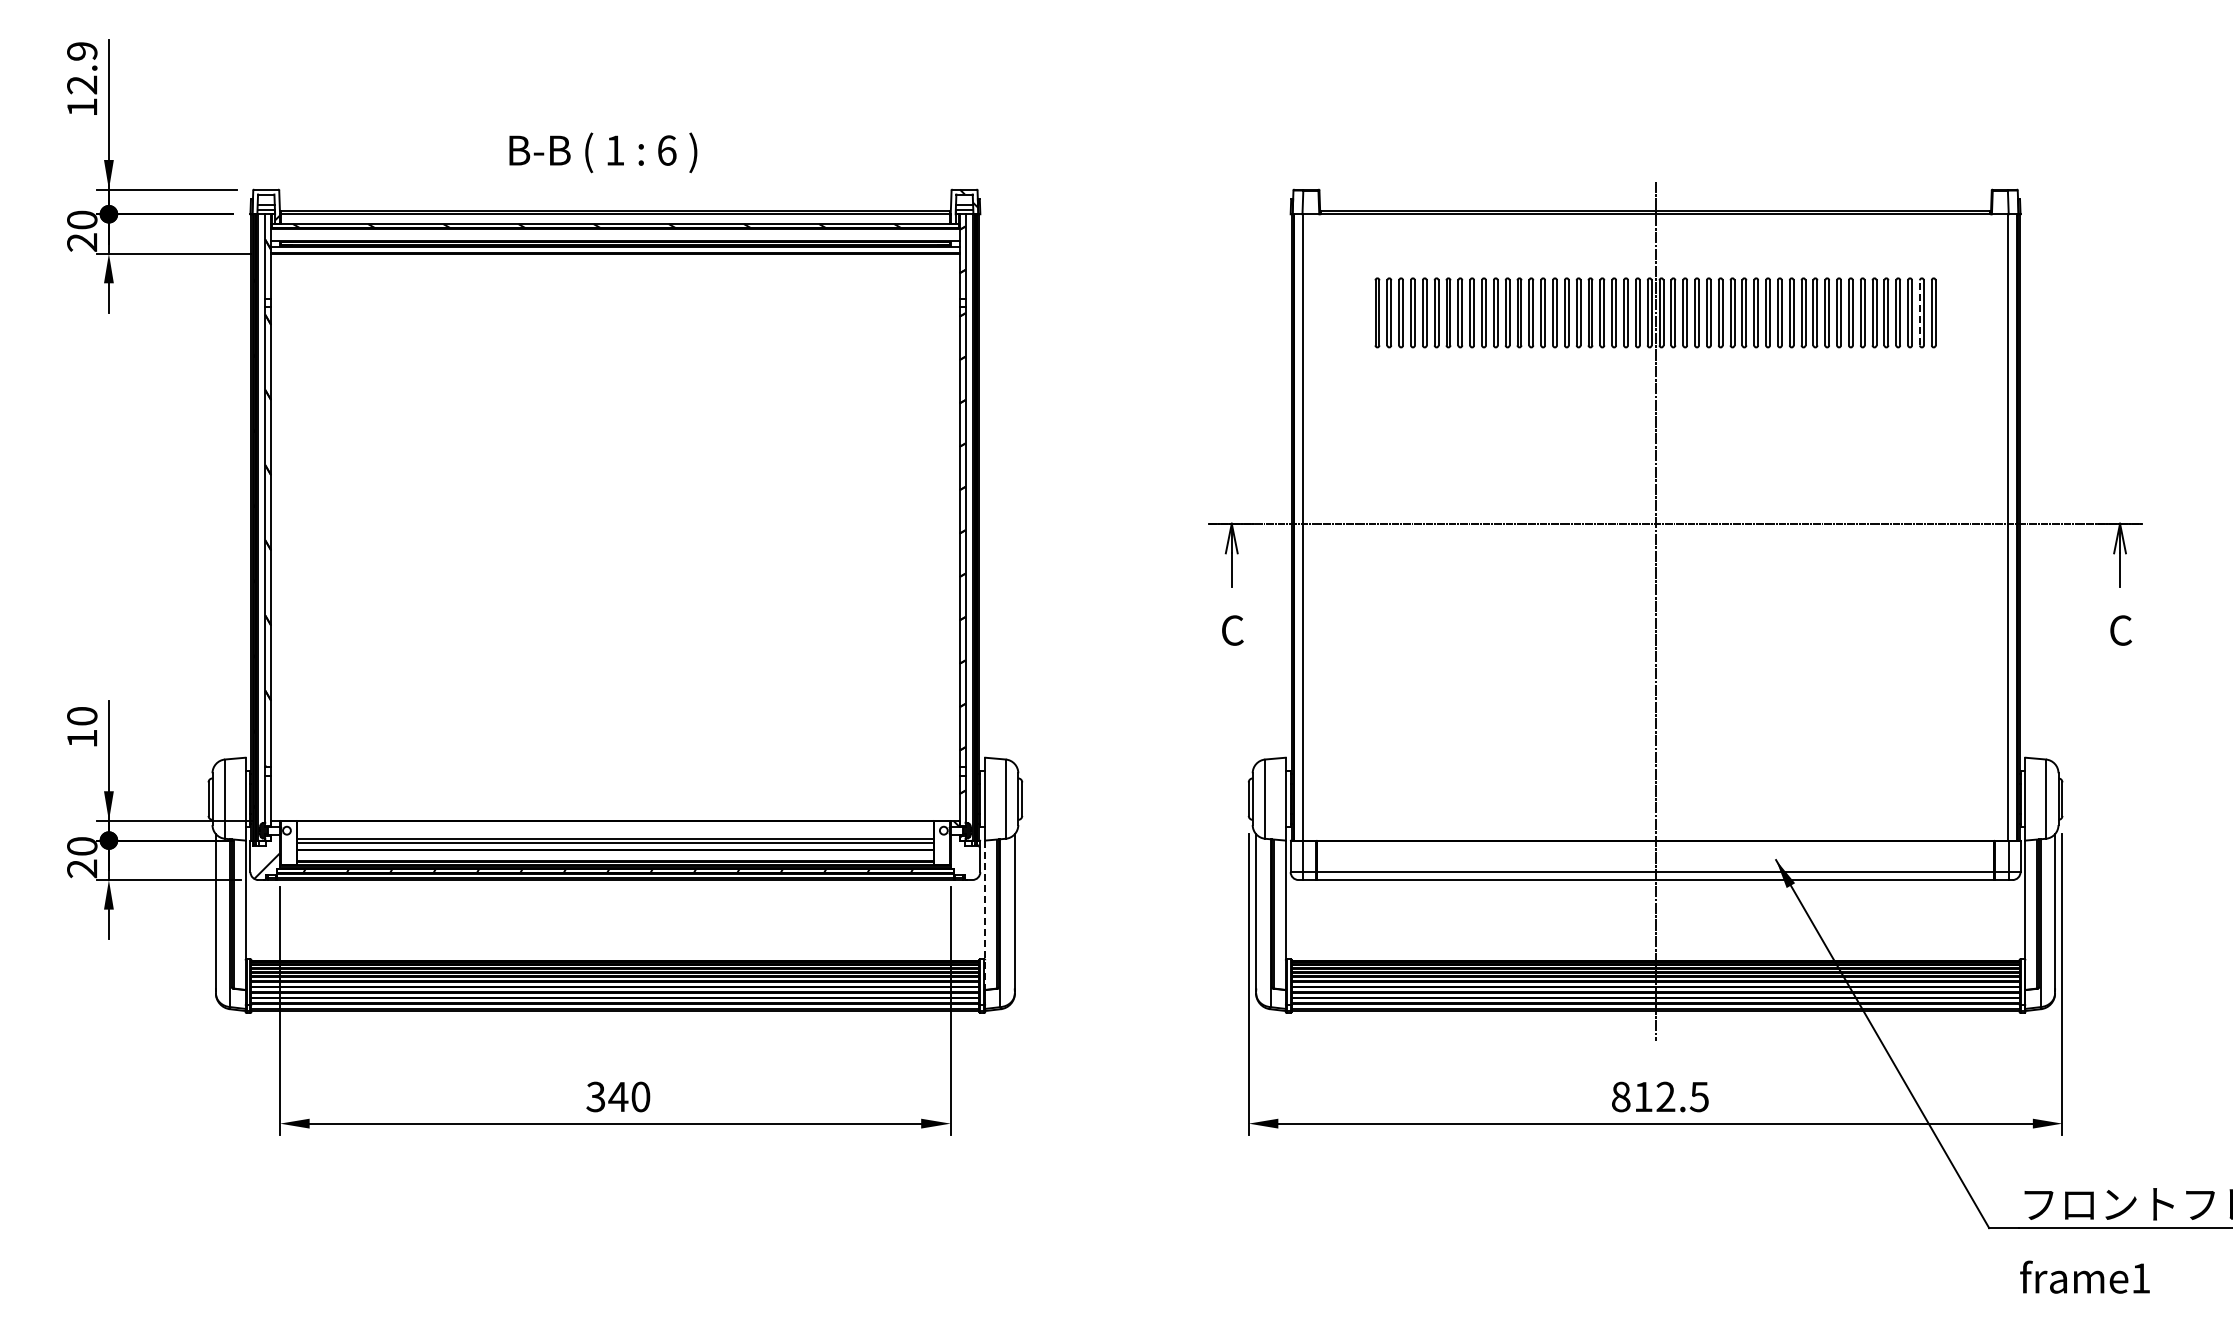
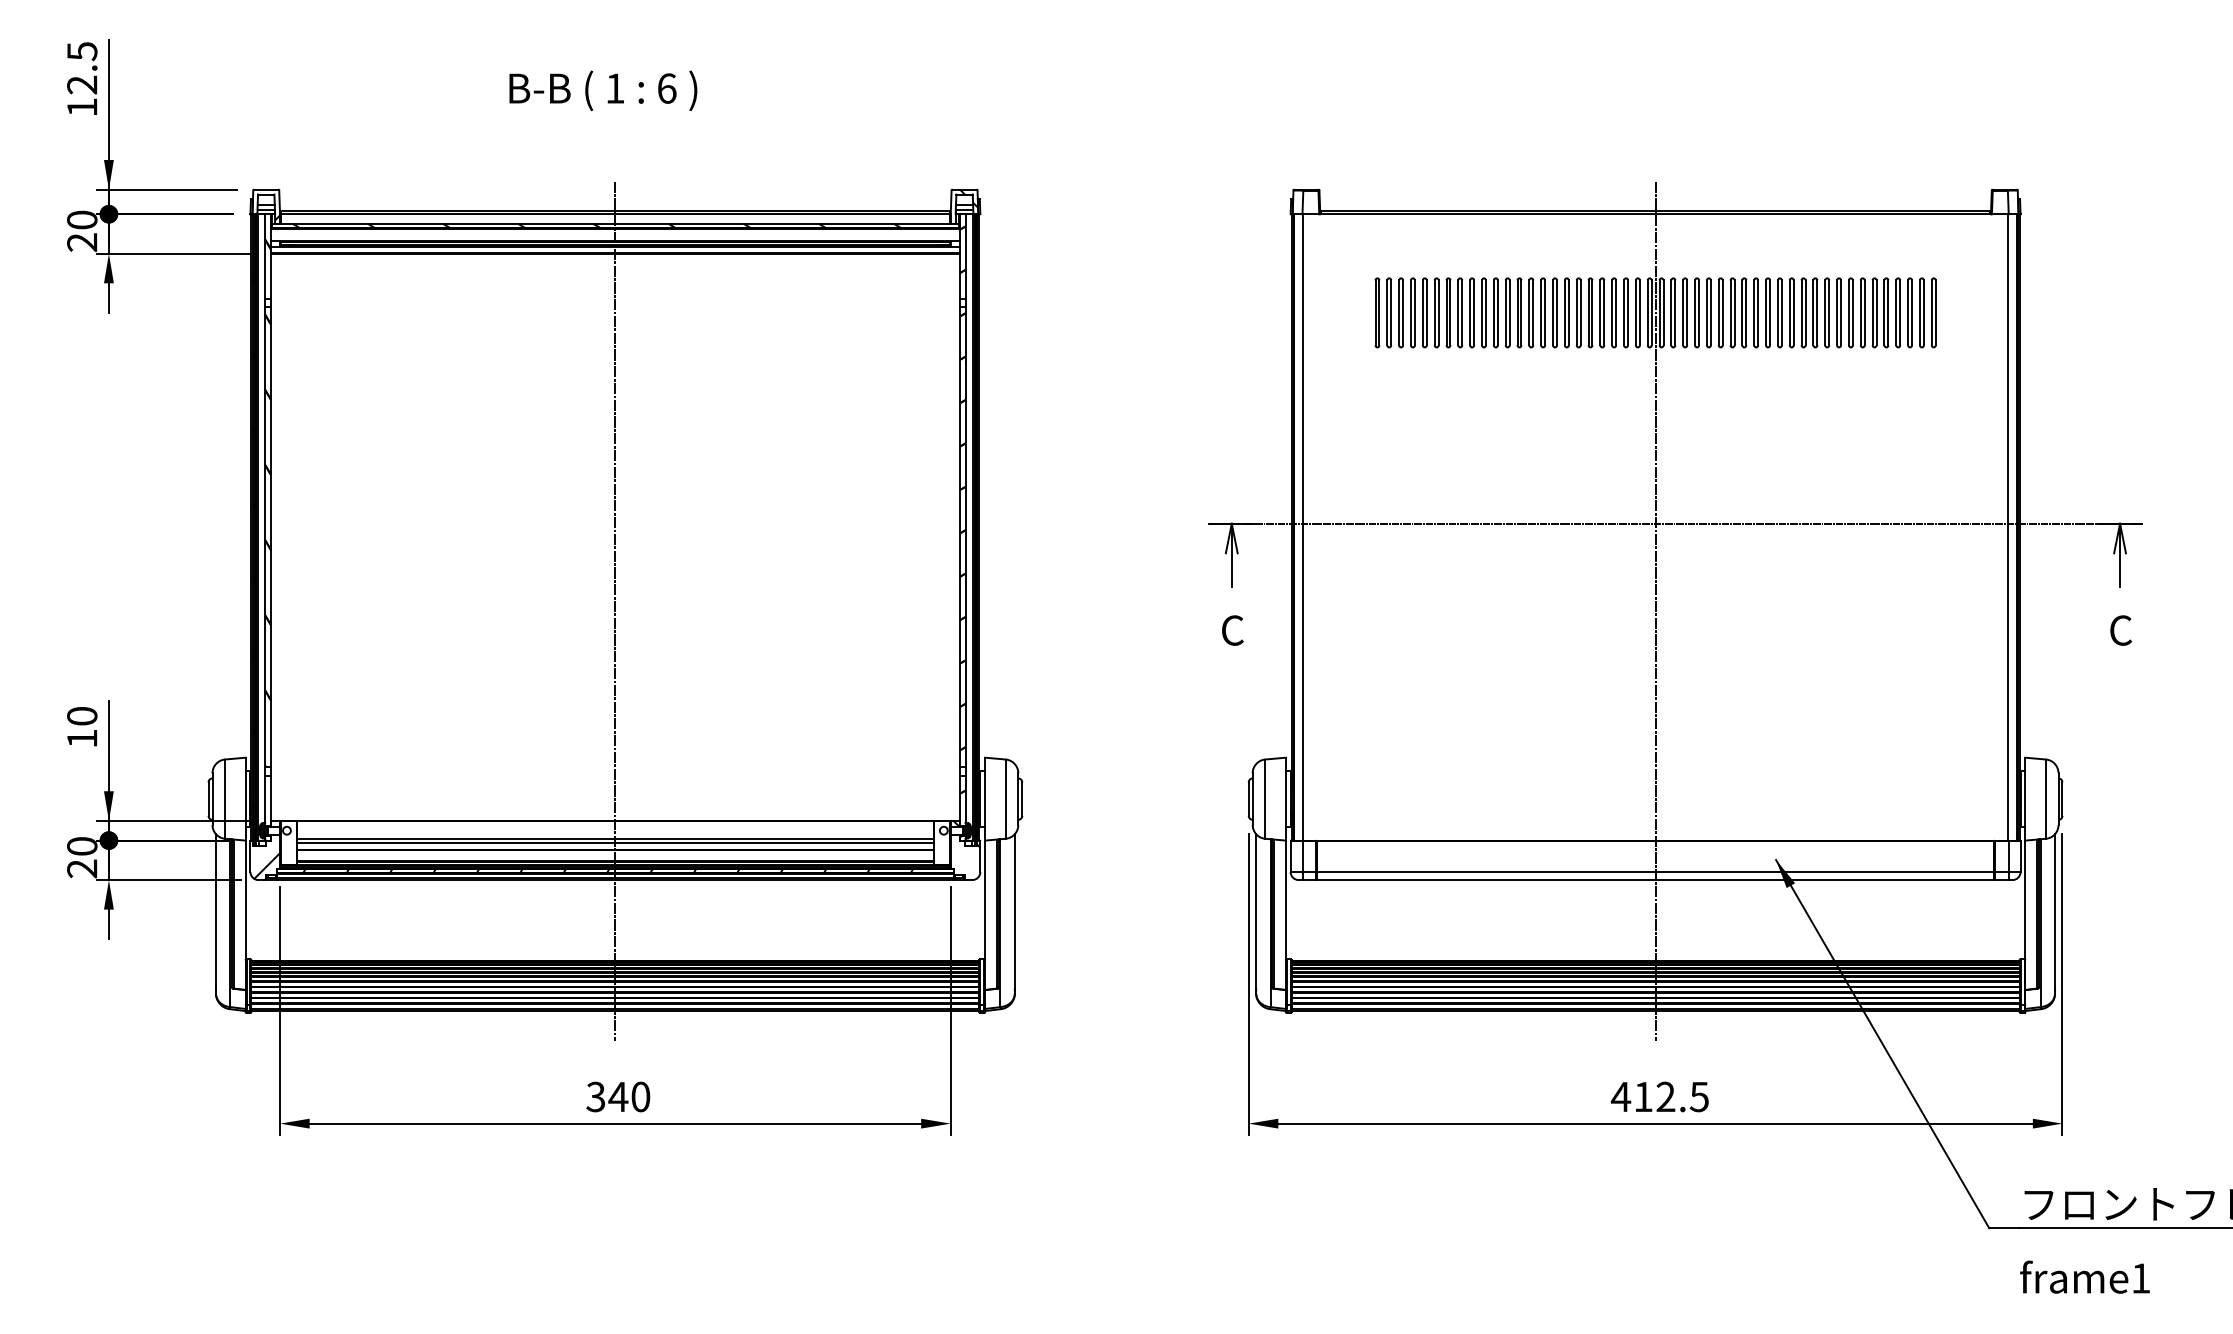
text: 12.9 -> 12.5 (82, 51)
text position: (603, 152) -> (603, 90) (603, 90)
line: dashed -> solid (1919, 312)
line: none -> present (615, 610)
line: dashed -> solid (985, 915)
text: 812.5 -> 412.5 (1620, 1096)
